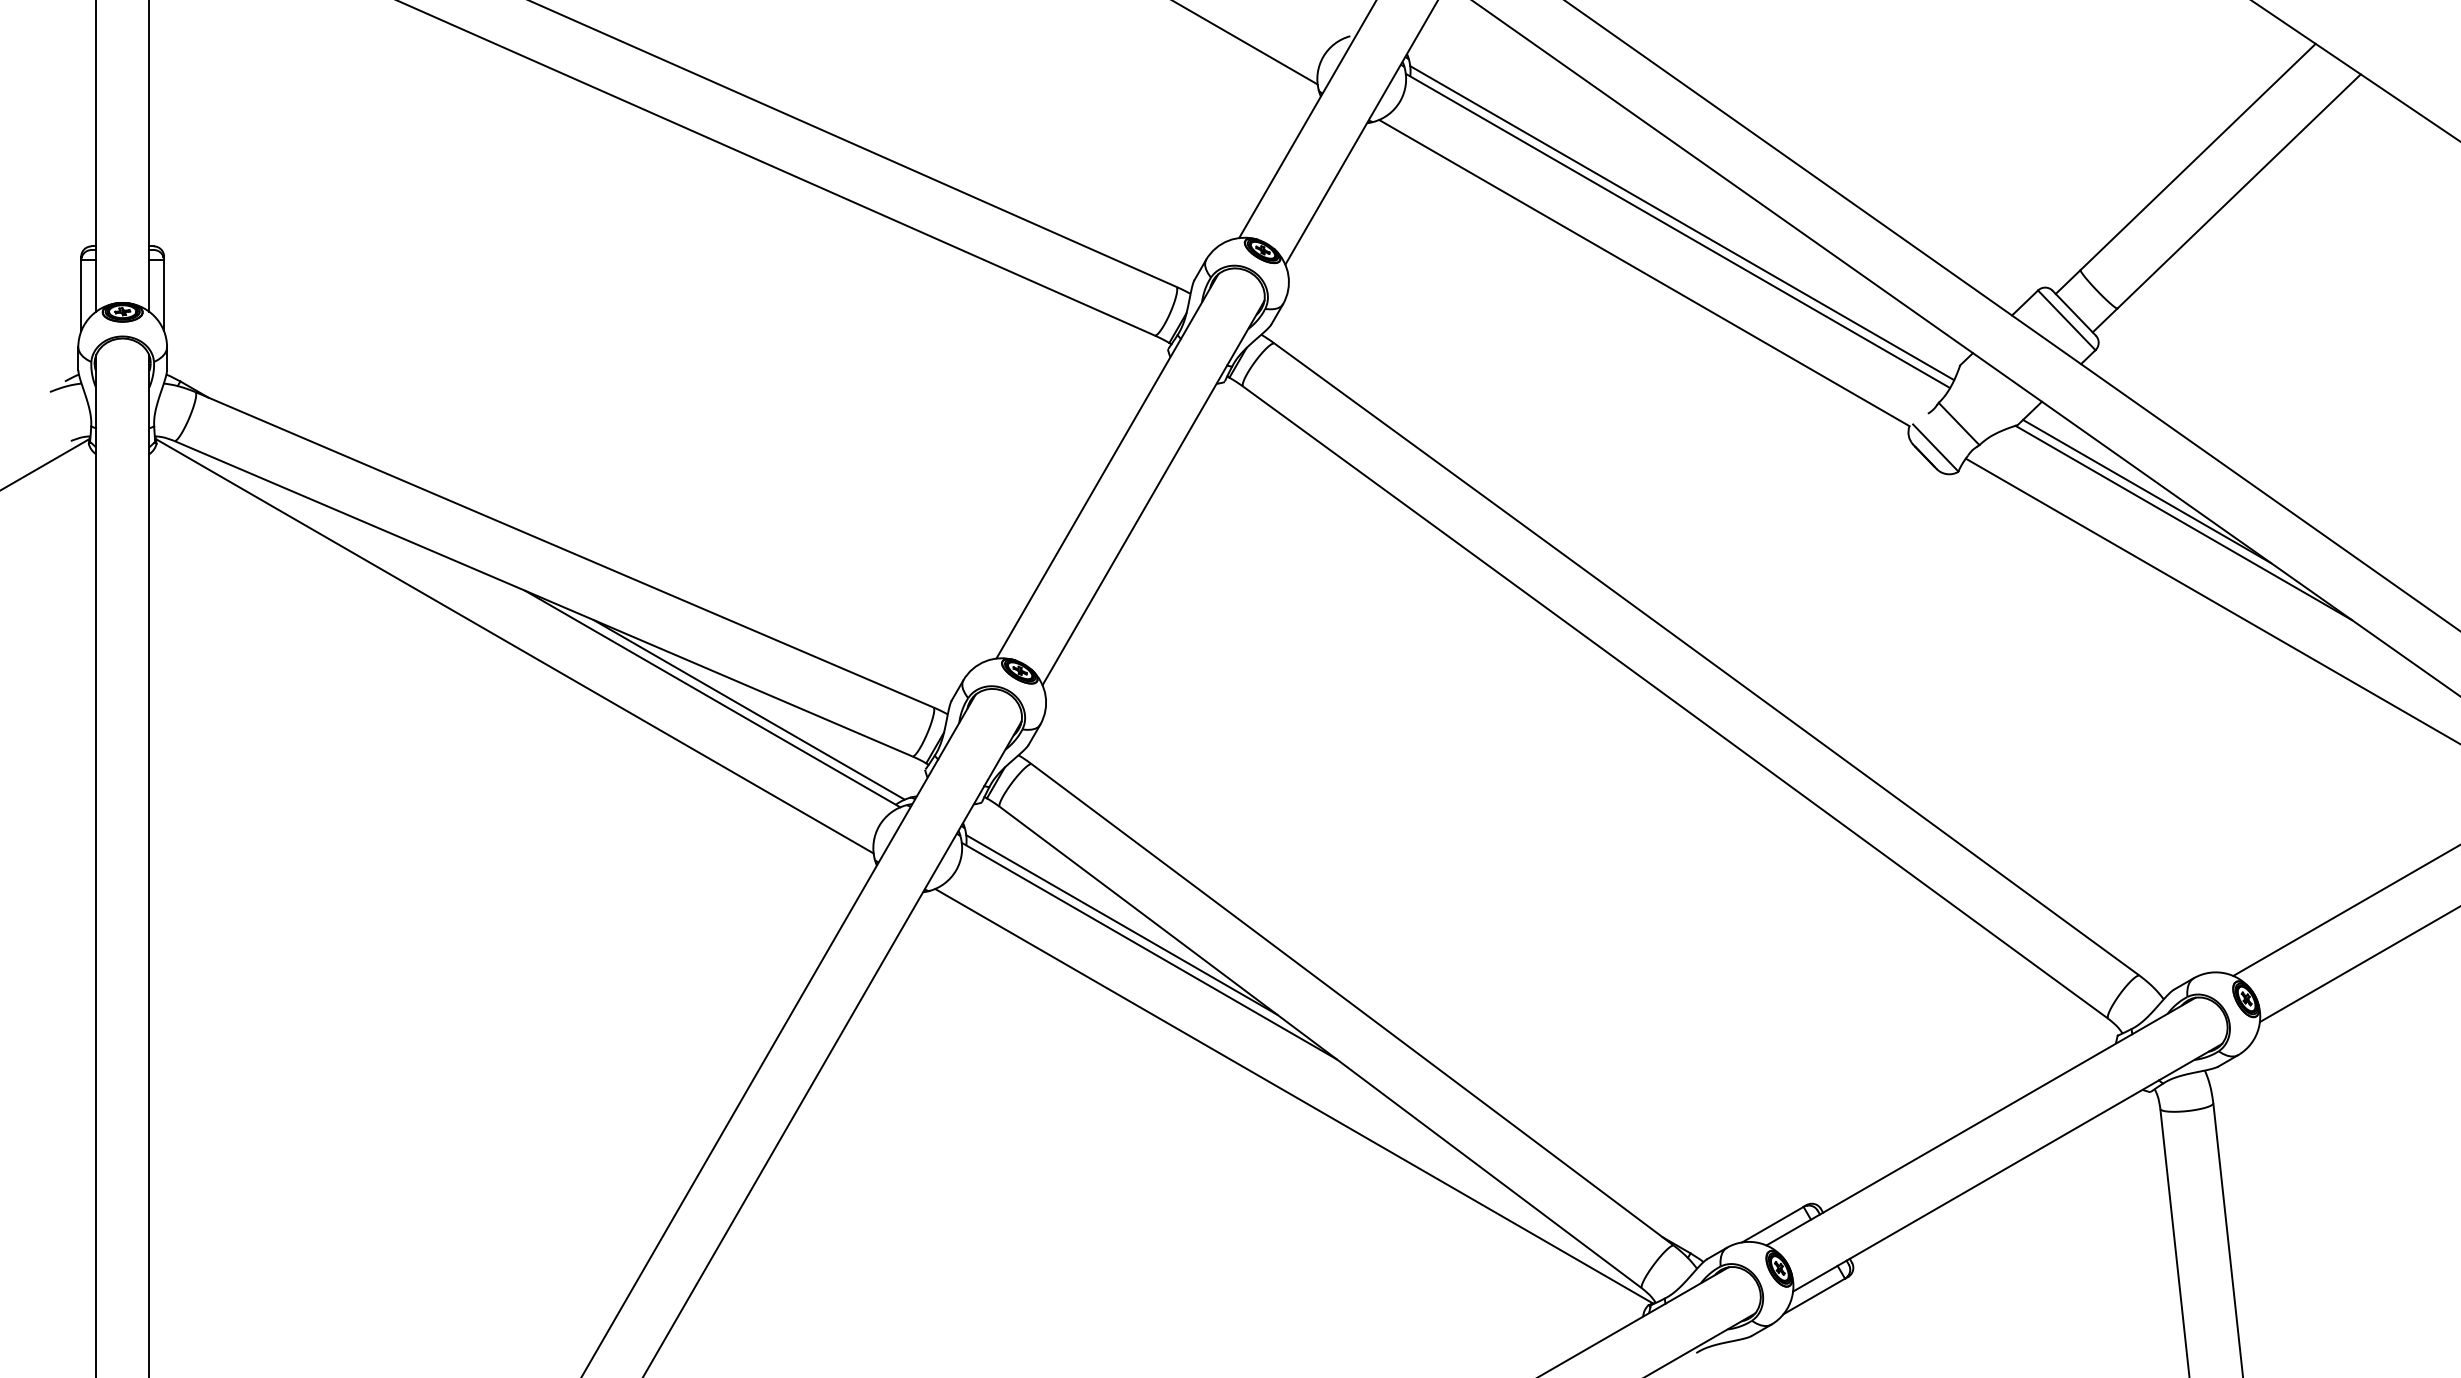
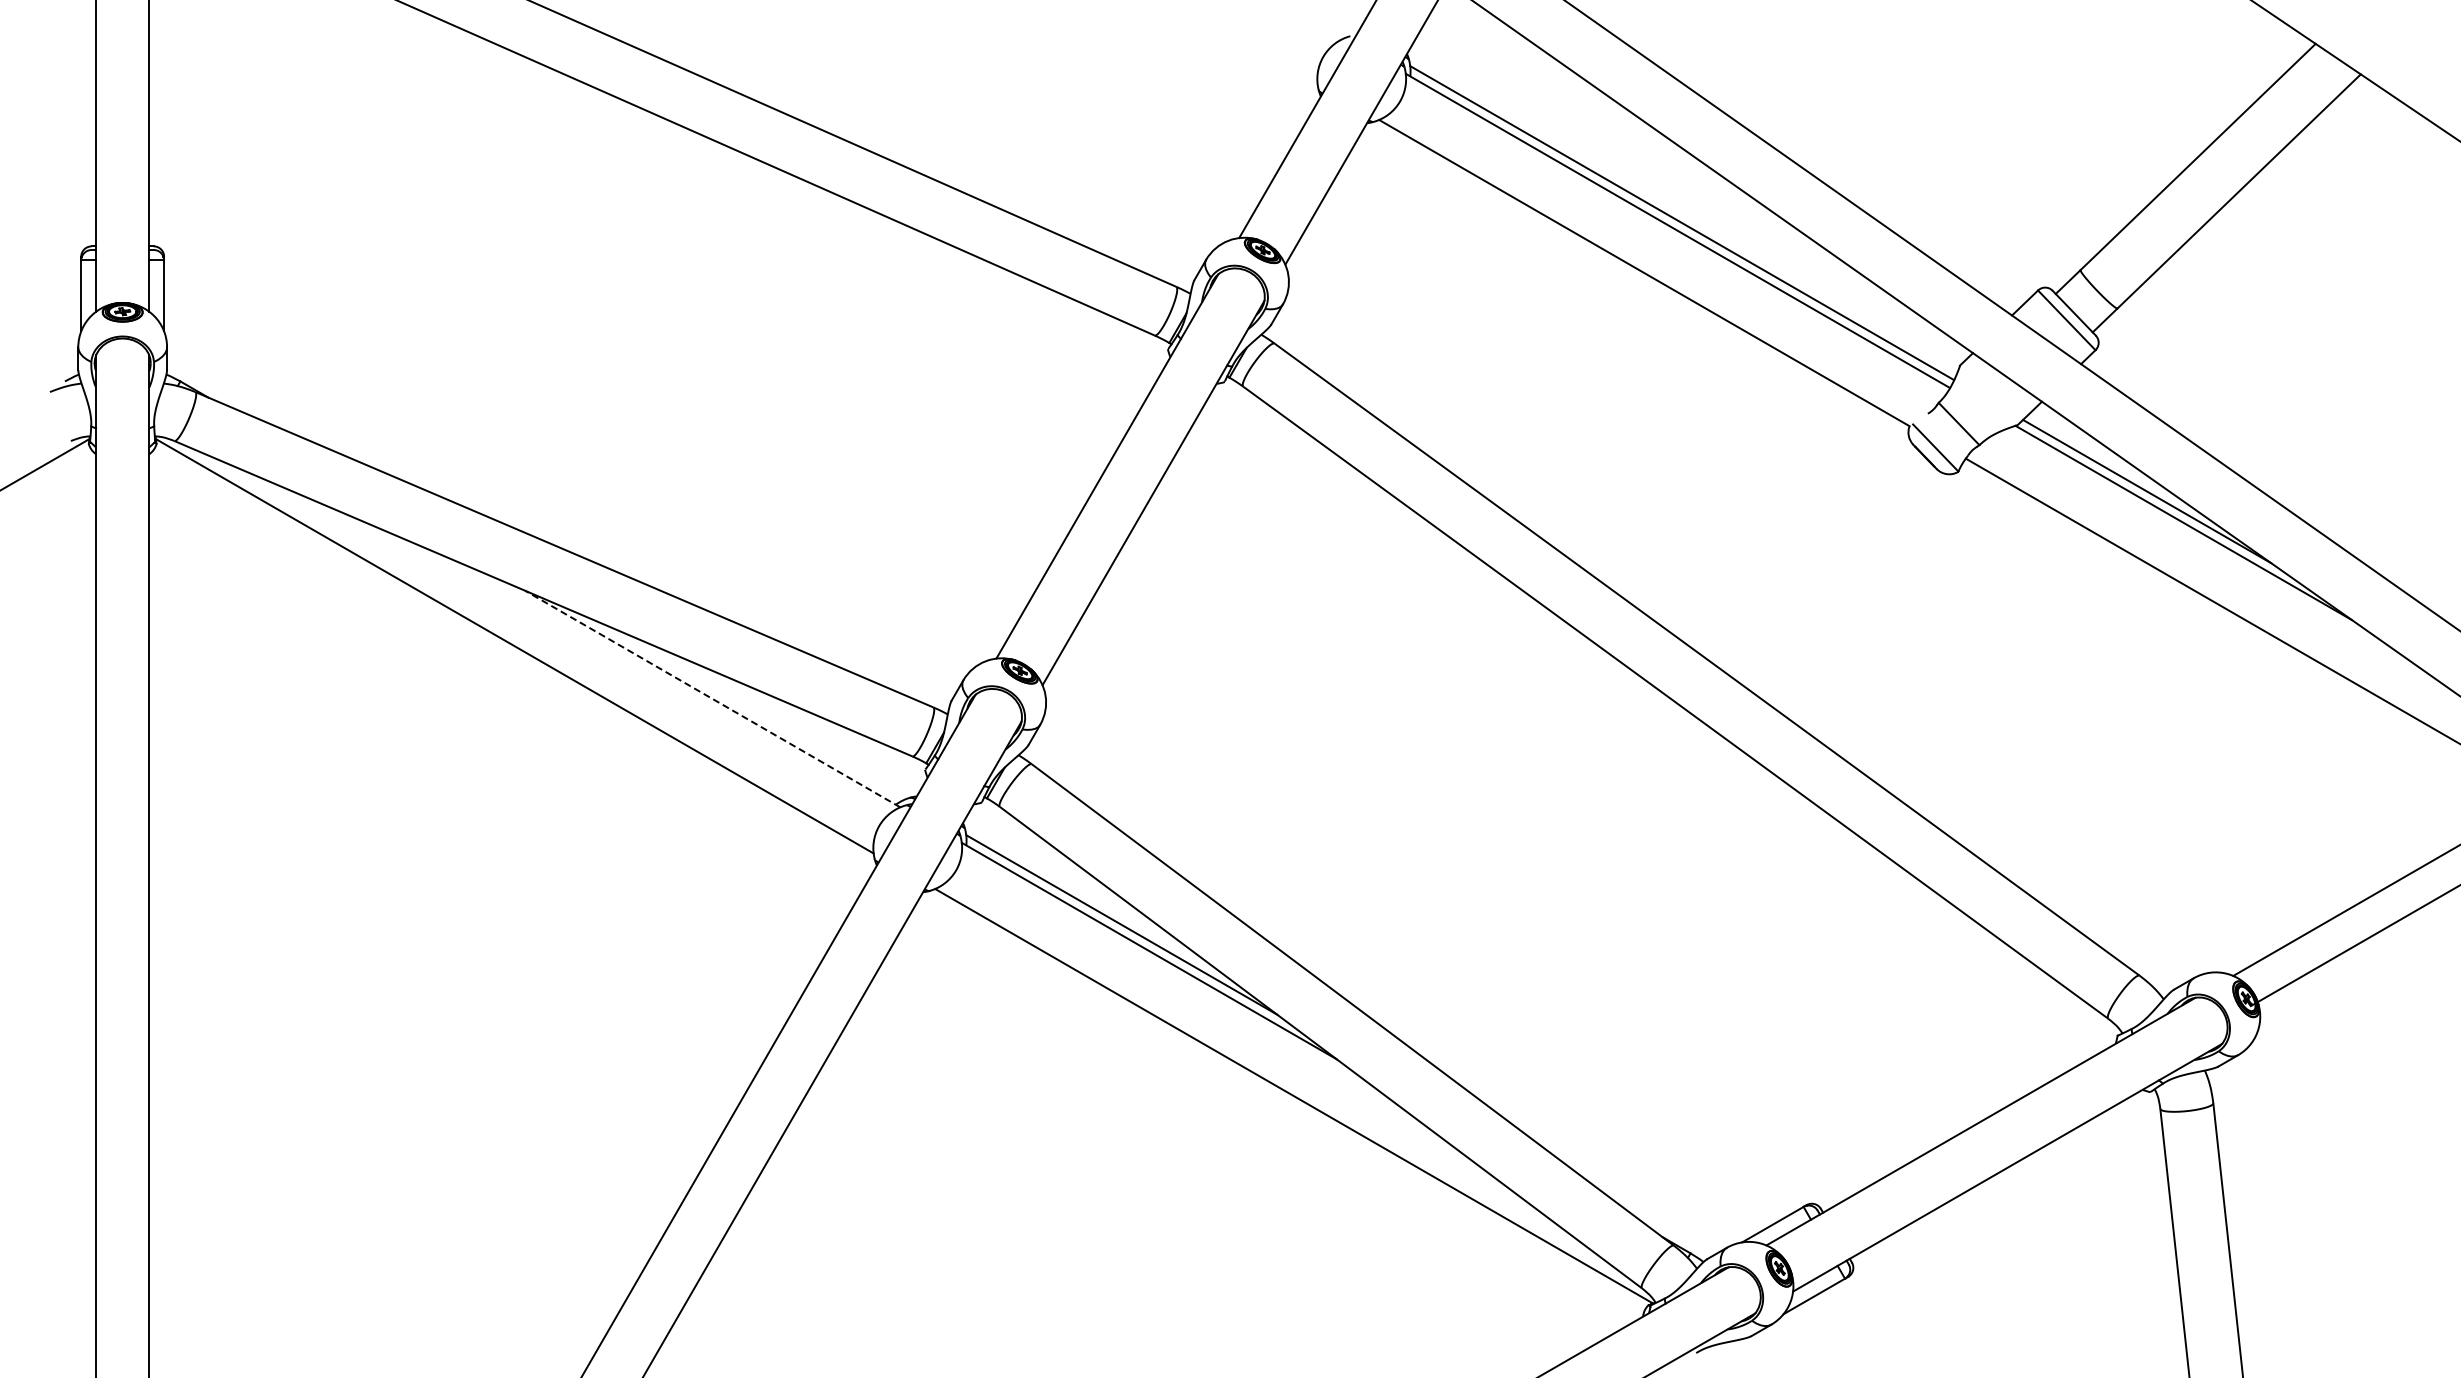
line: present -> none (1246, 43)
line: solid -> dashed (712, 699)
line: present -> none (748, 709)
line position: (2358, 964) -> (2353, 946) (2353, 946)
